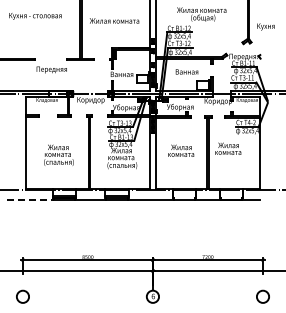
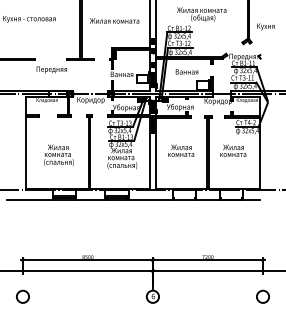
text position: (35, 16) -> (29, 19) (29, 19)
text position: (228, 148) -> (233, 150) (233, 150)
line: dashed -> solid (30, 199)
